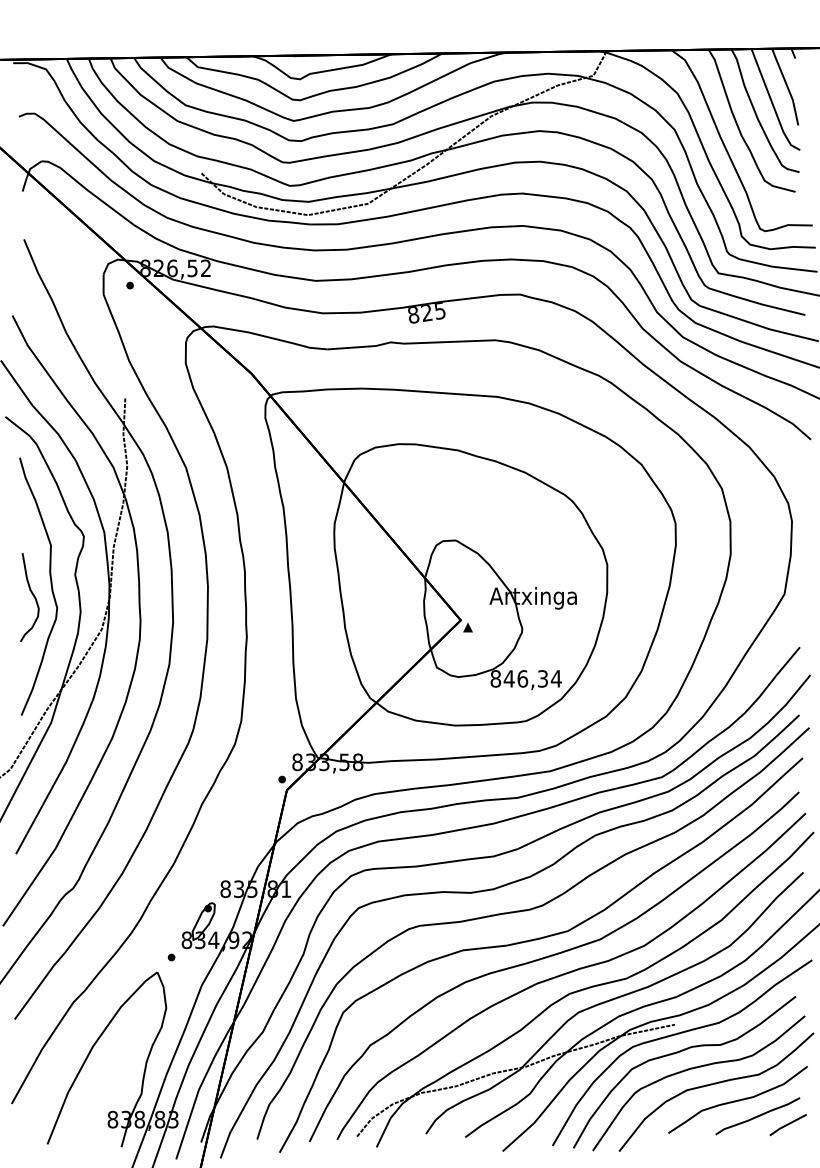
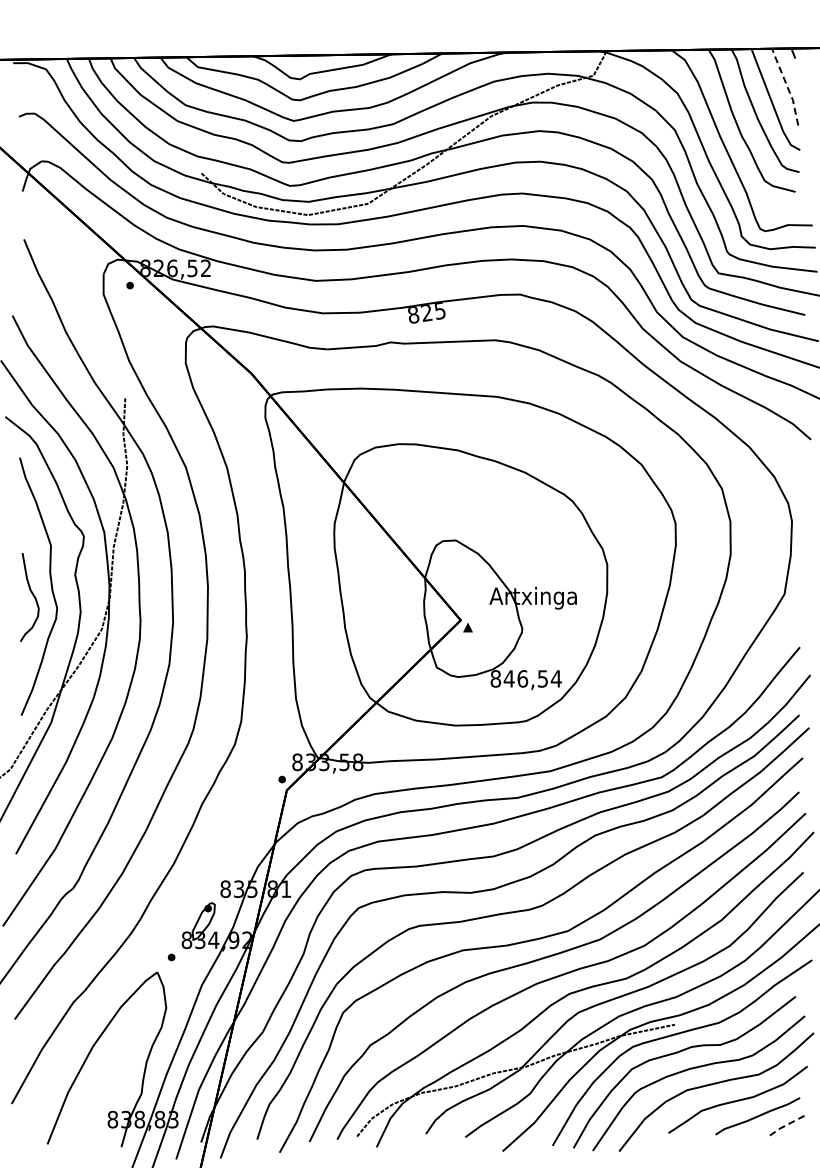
line: solid -> dashed (787, 86)
text: 846,34 -> 846,54 (542, 678)
line: solid -> dashed (787, 1124)
